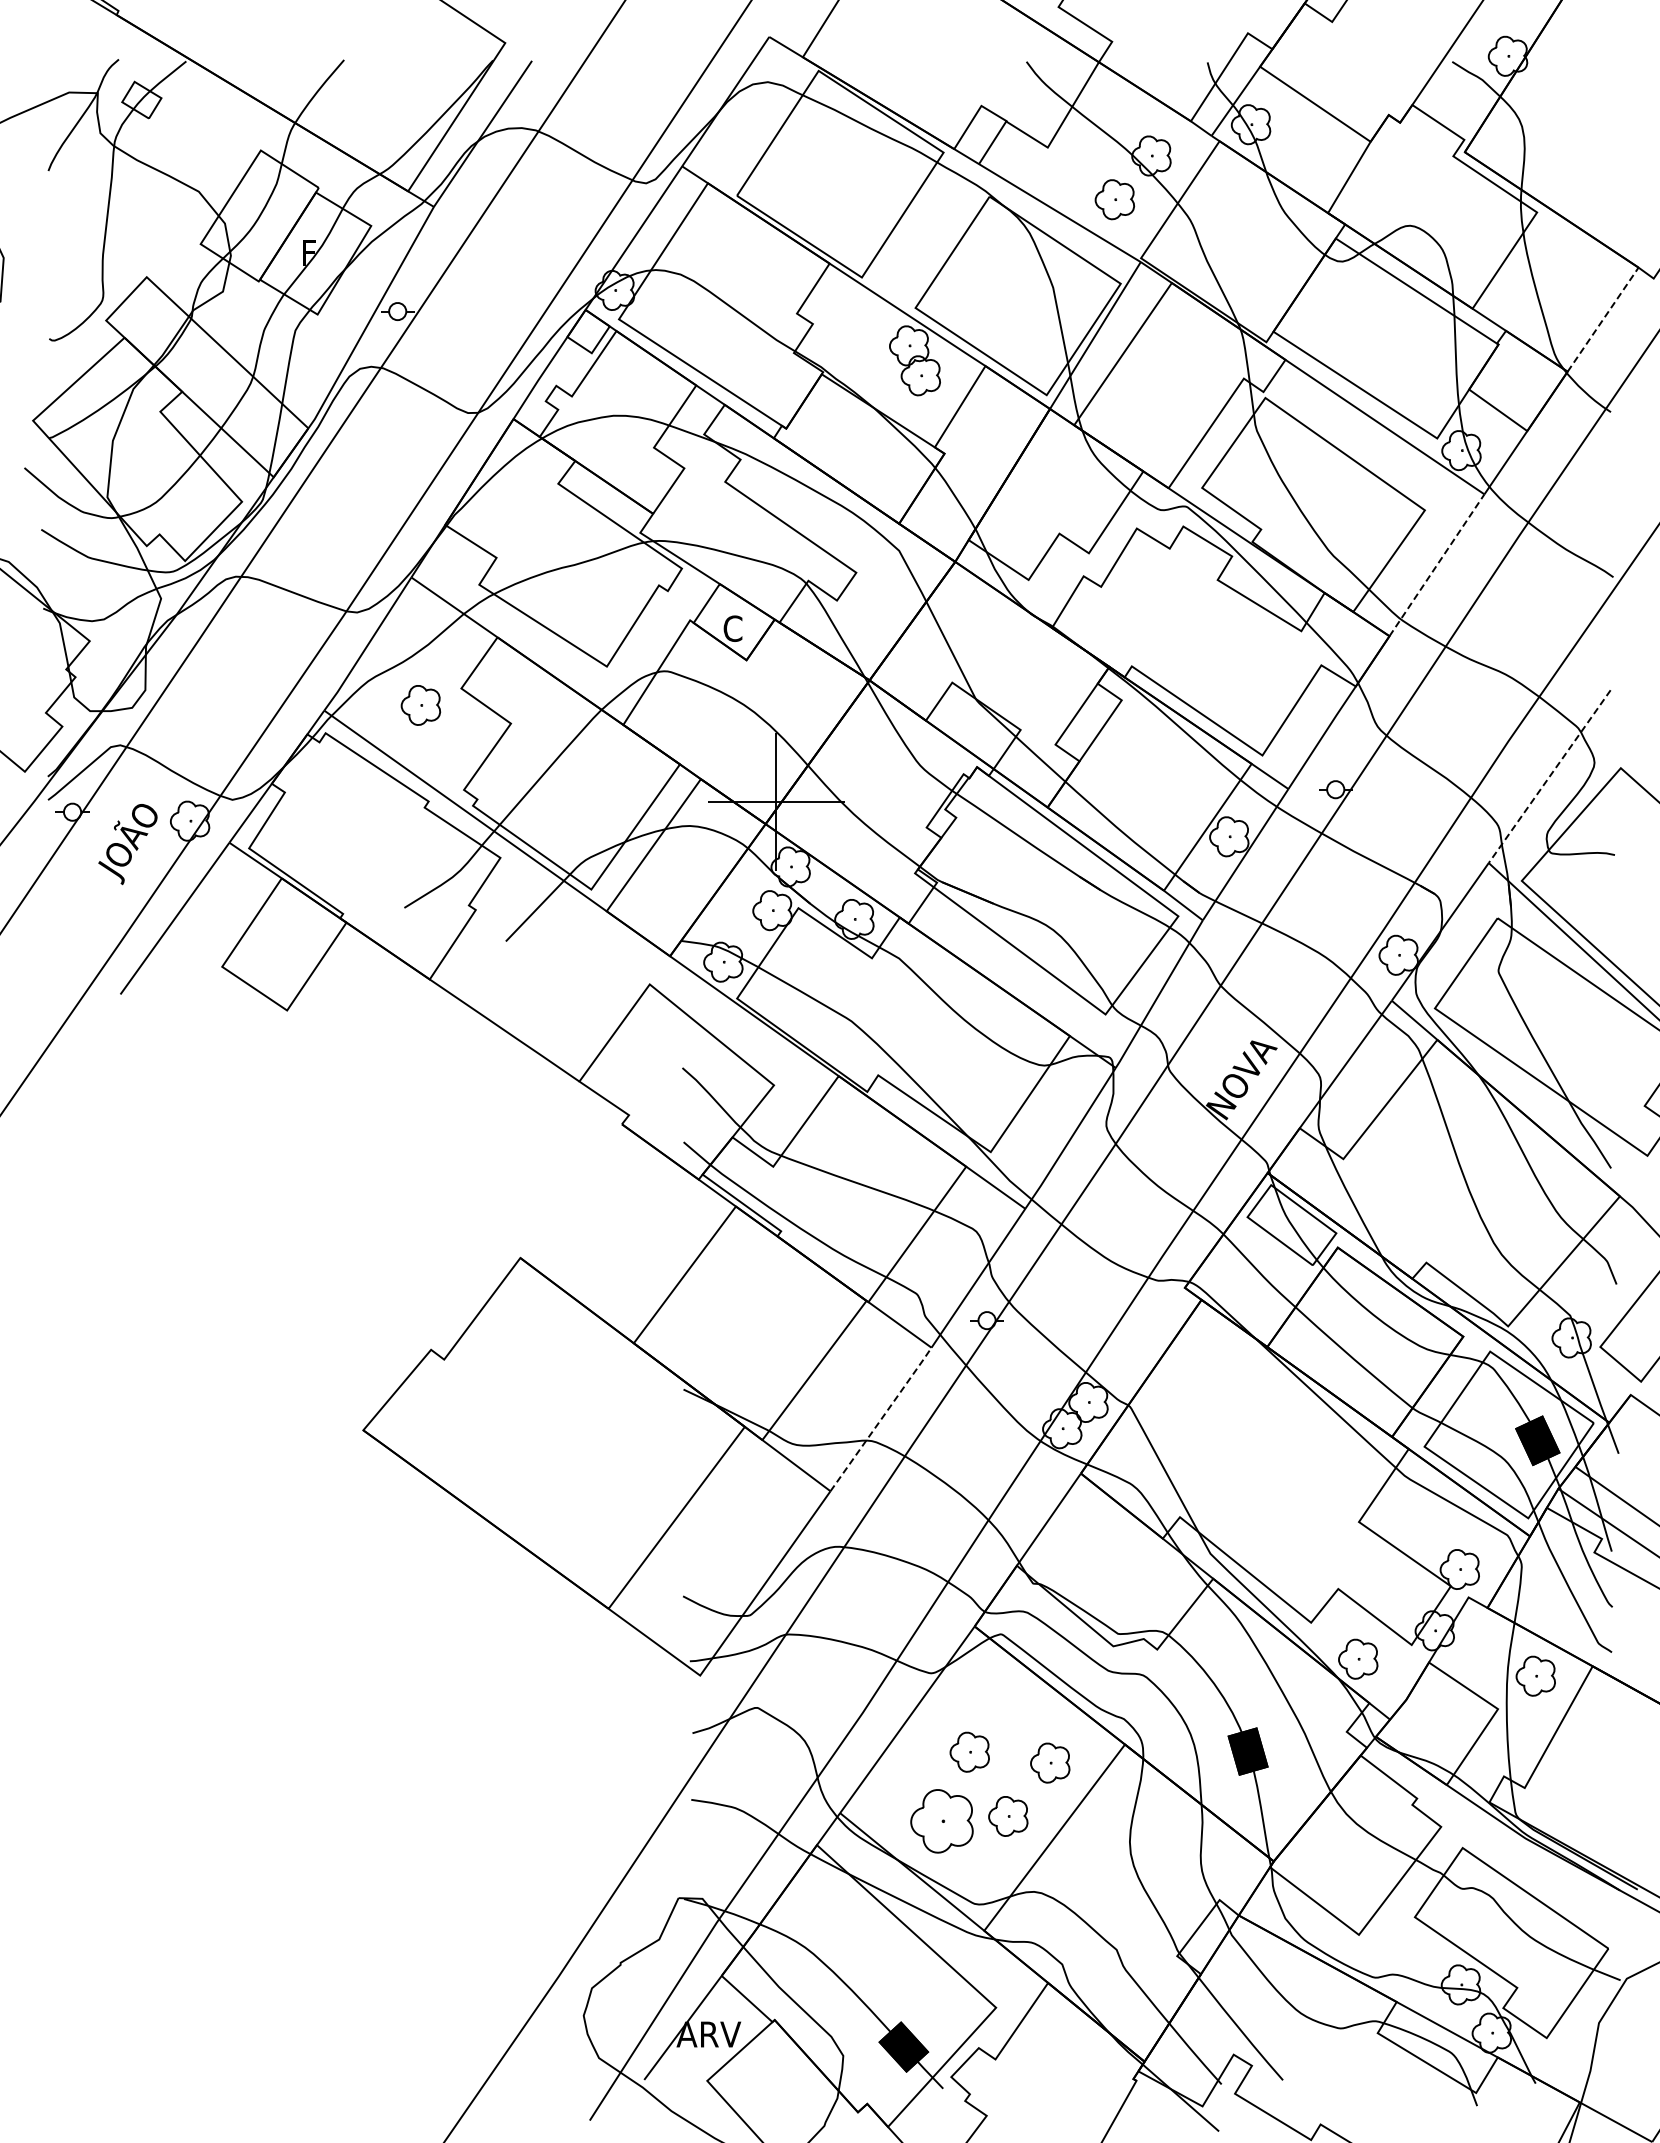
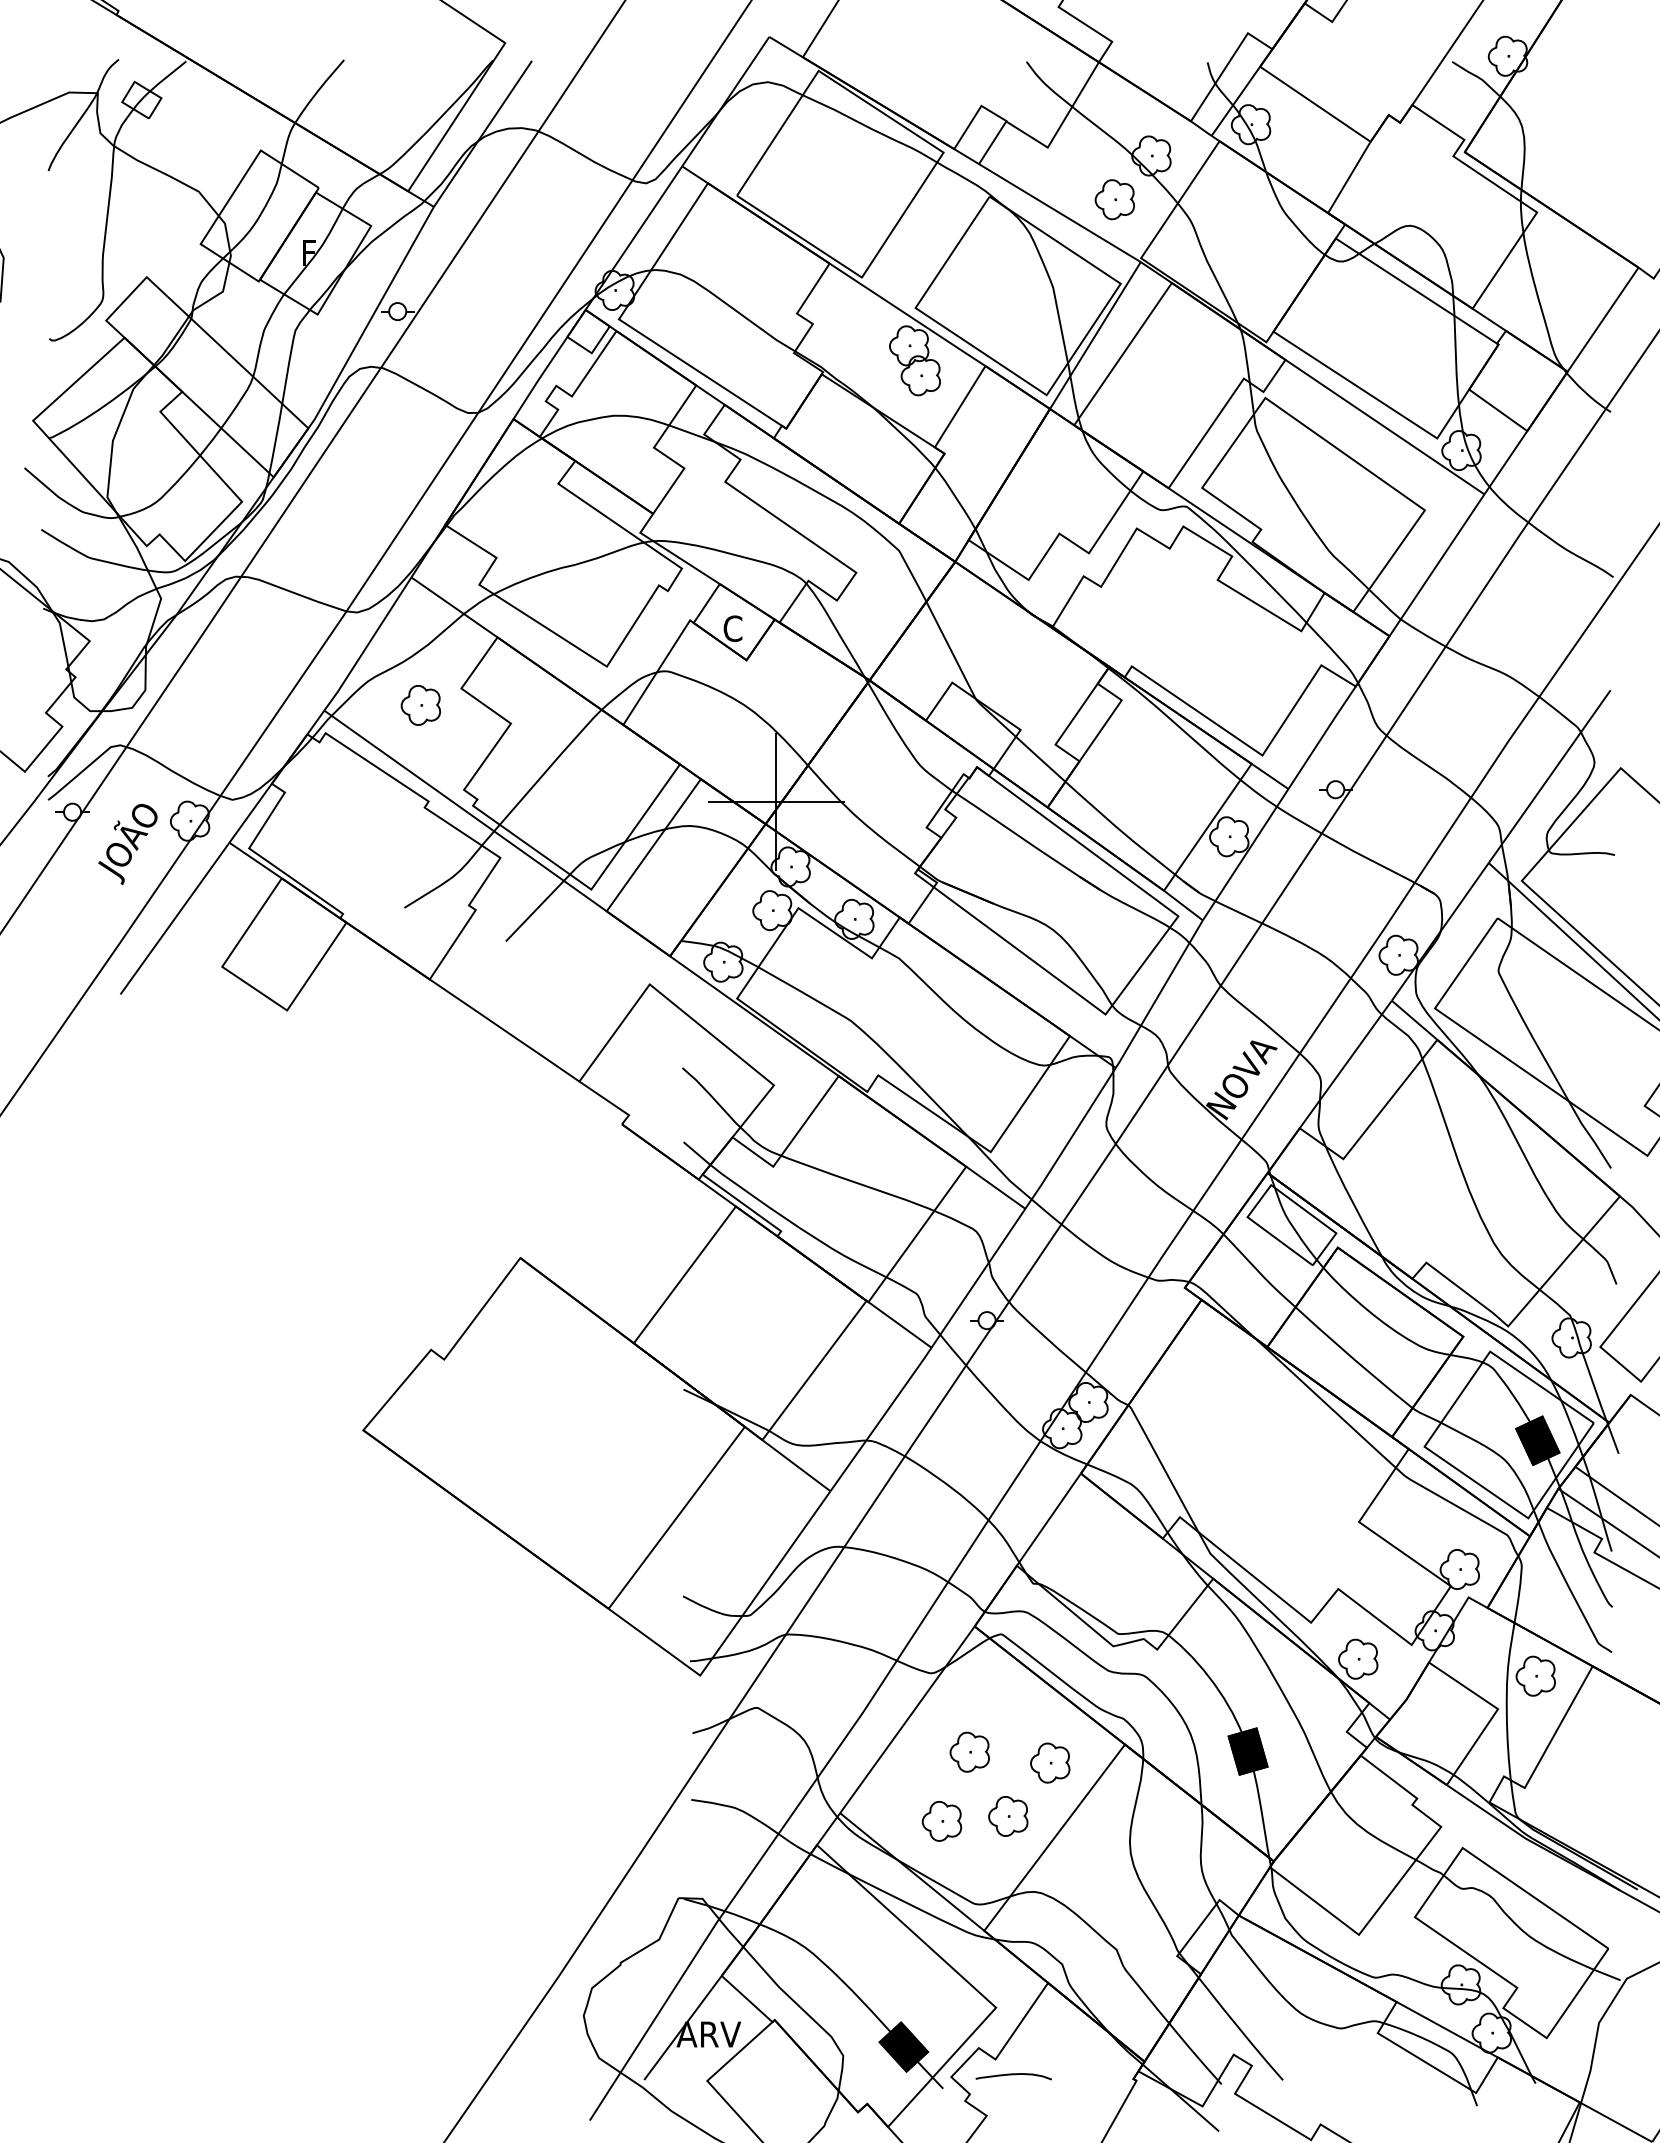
line: dashed -> solid (1603, 319)
line: dashed -> solid (1437, 564)
line: dashed -> solid (1549, 776)
line: dashed -> solid (881, 1418)
part size: 64x65 px -> 42x41 px (941, 1821)
curve: none -> present (1013, 2075)
